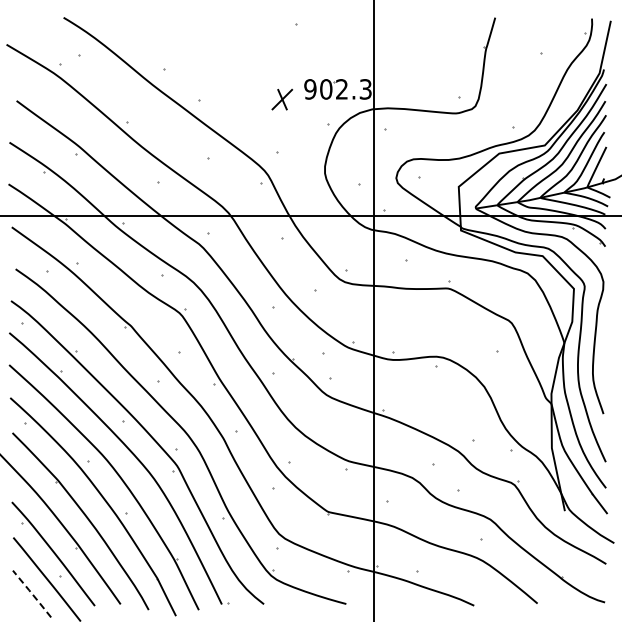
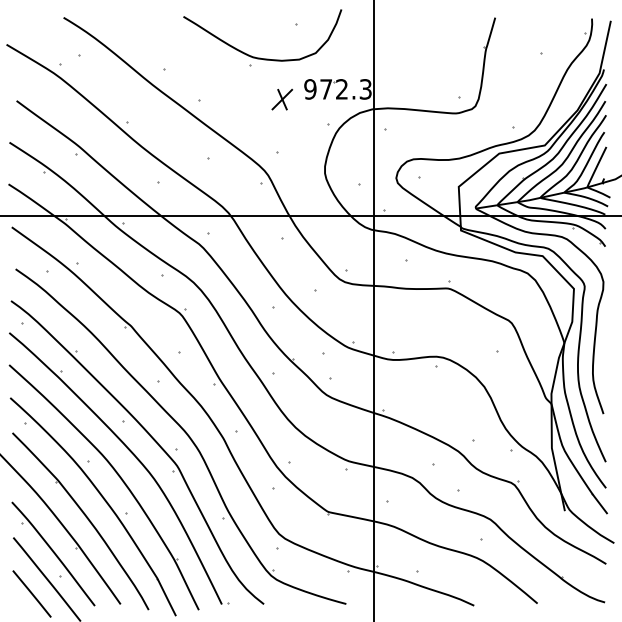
part: none -> present (260, 57)
text: 902.3 -> 972.3 (326, 89)
line: dashed -> solid (32, 593)
